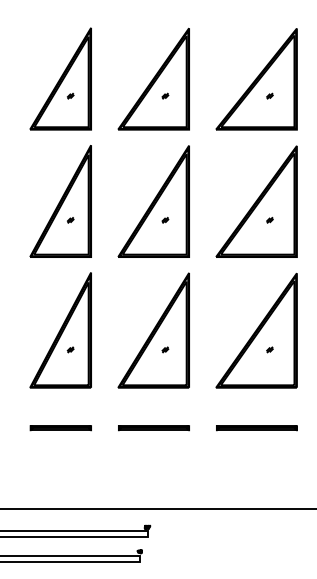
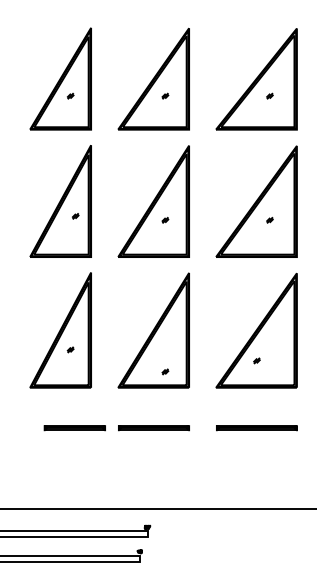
part position: (70, 220) -> (75, 216) (75, 216)
part position: (165, 349) -> (165, 371) (165, 371)
part position: (269, 349) -> (256, 360) (256, 360)
part position: (60, 428) -> (74, 428) (74, 428)
